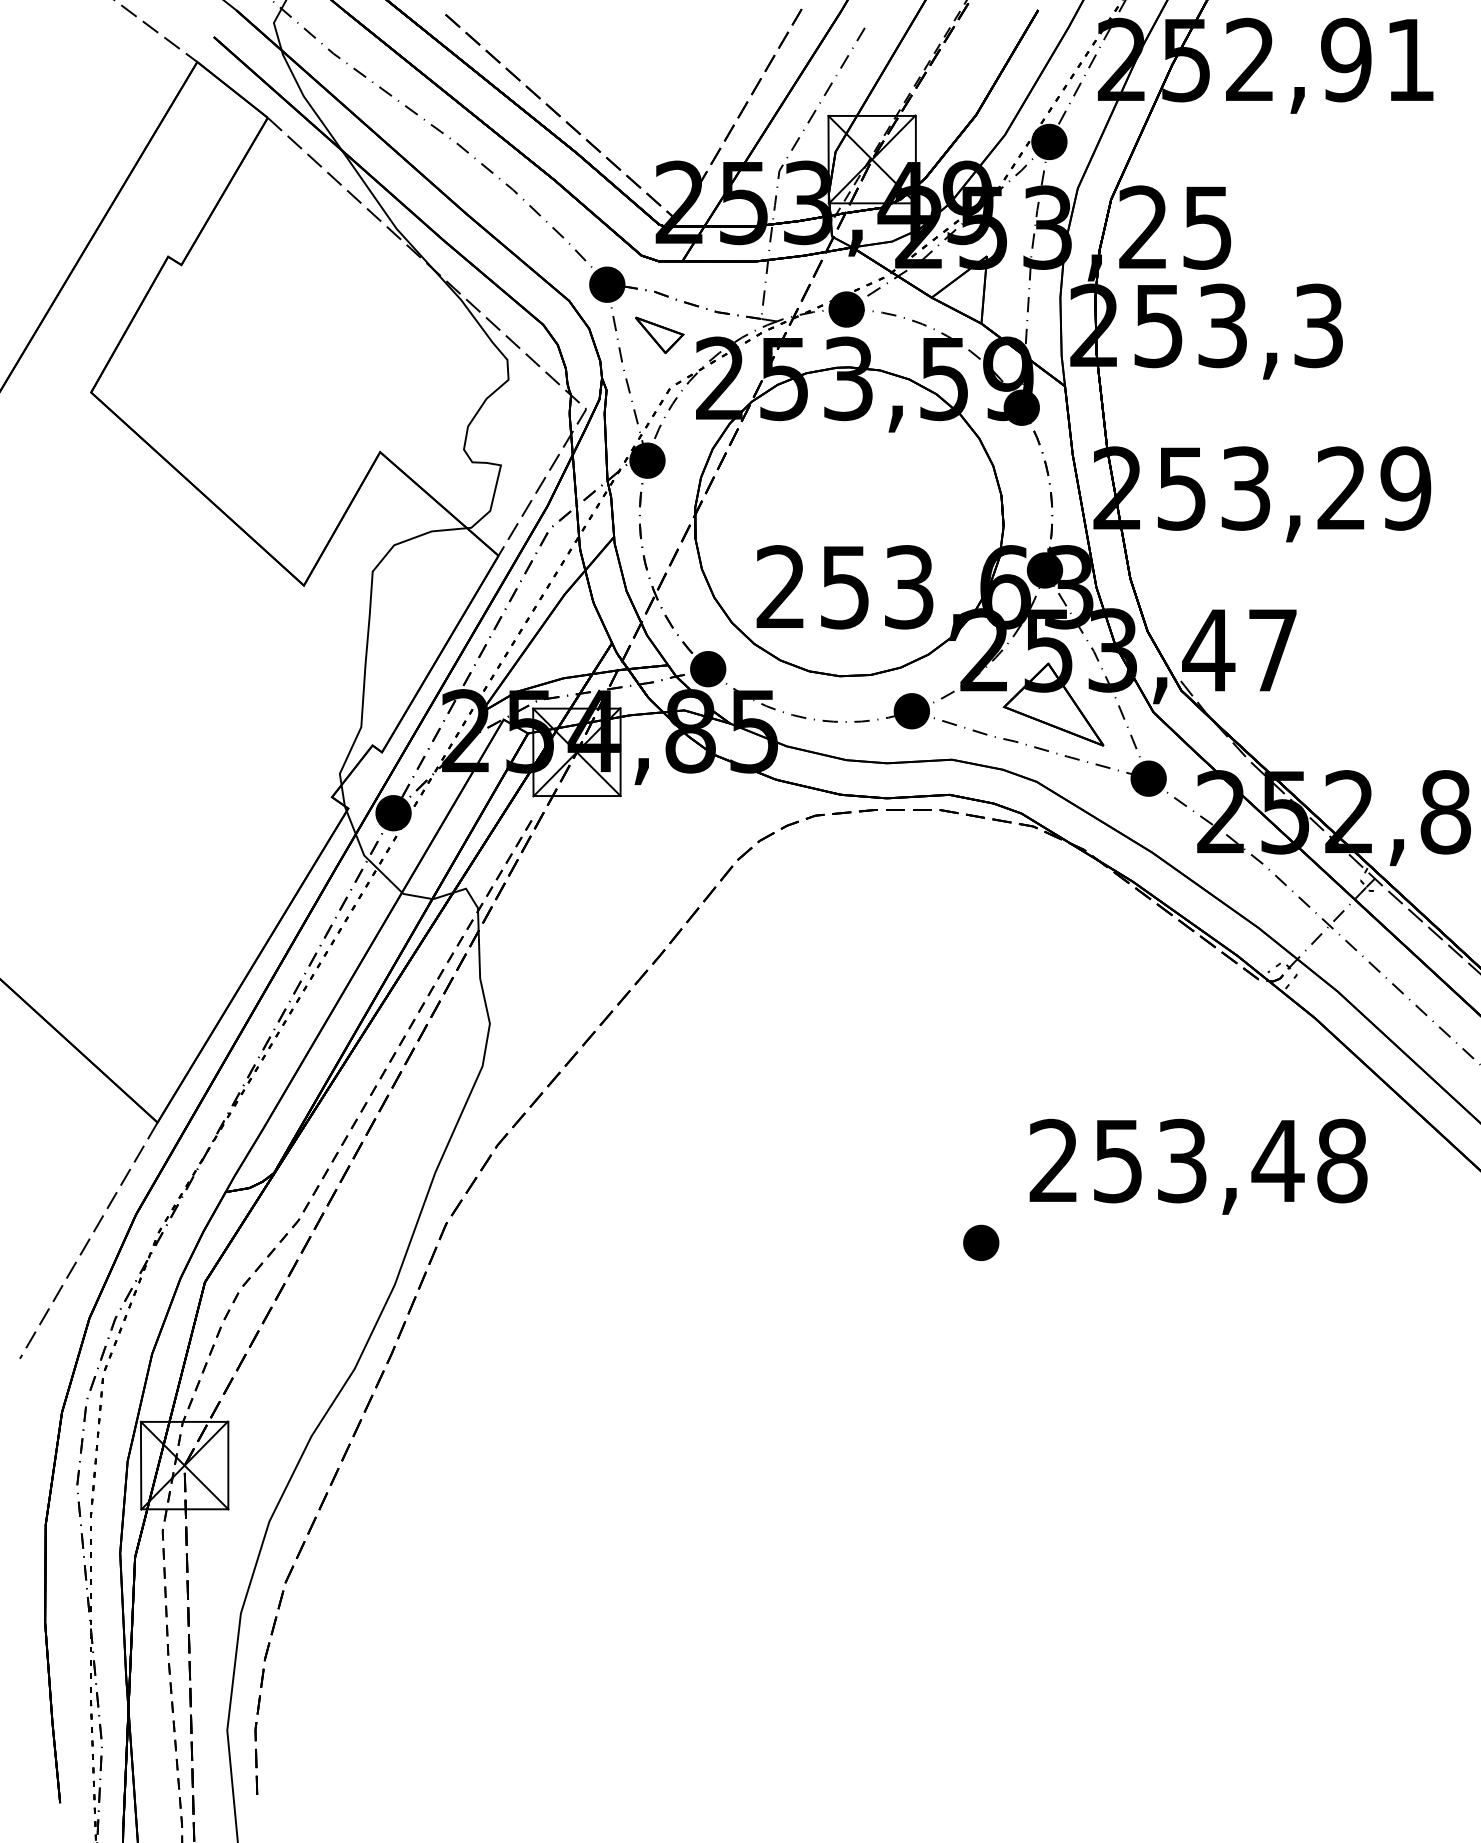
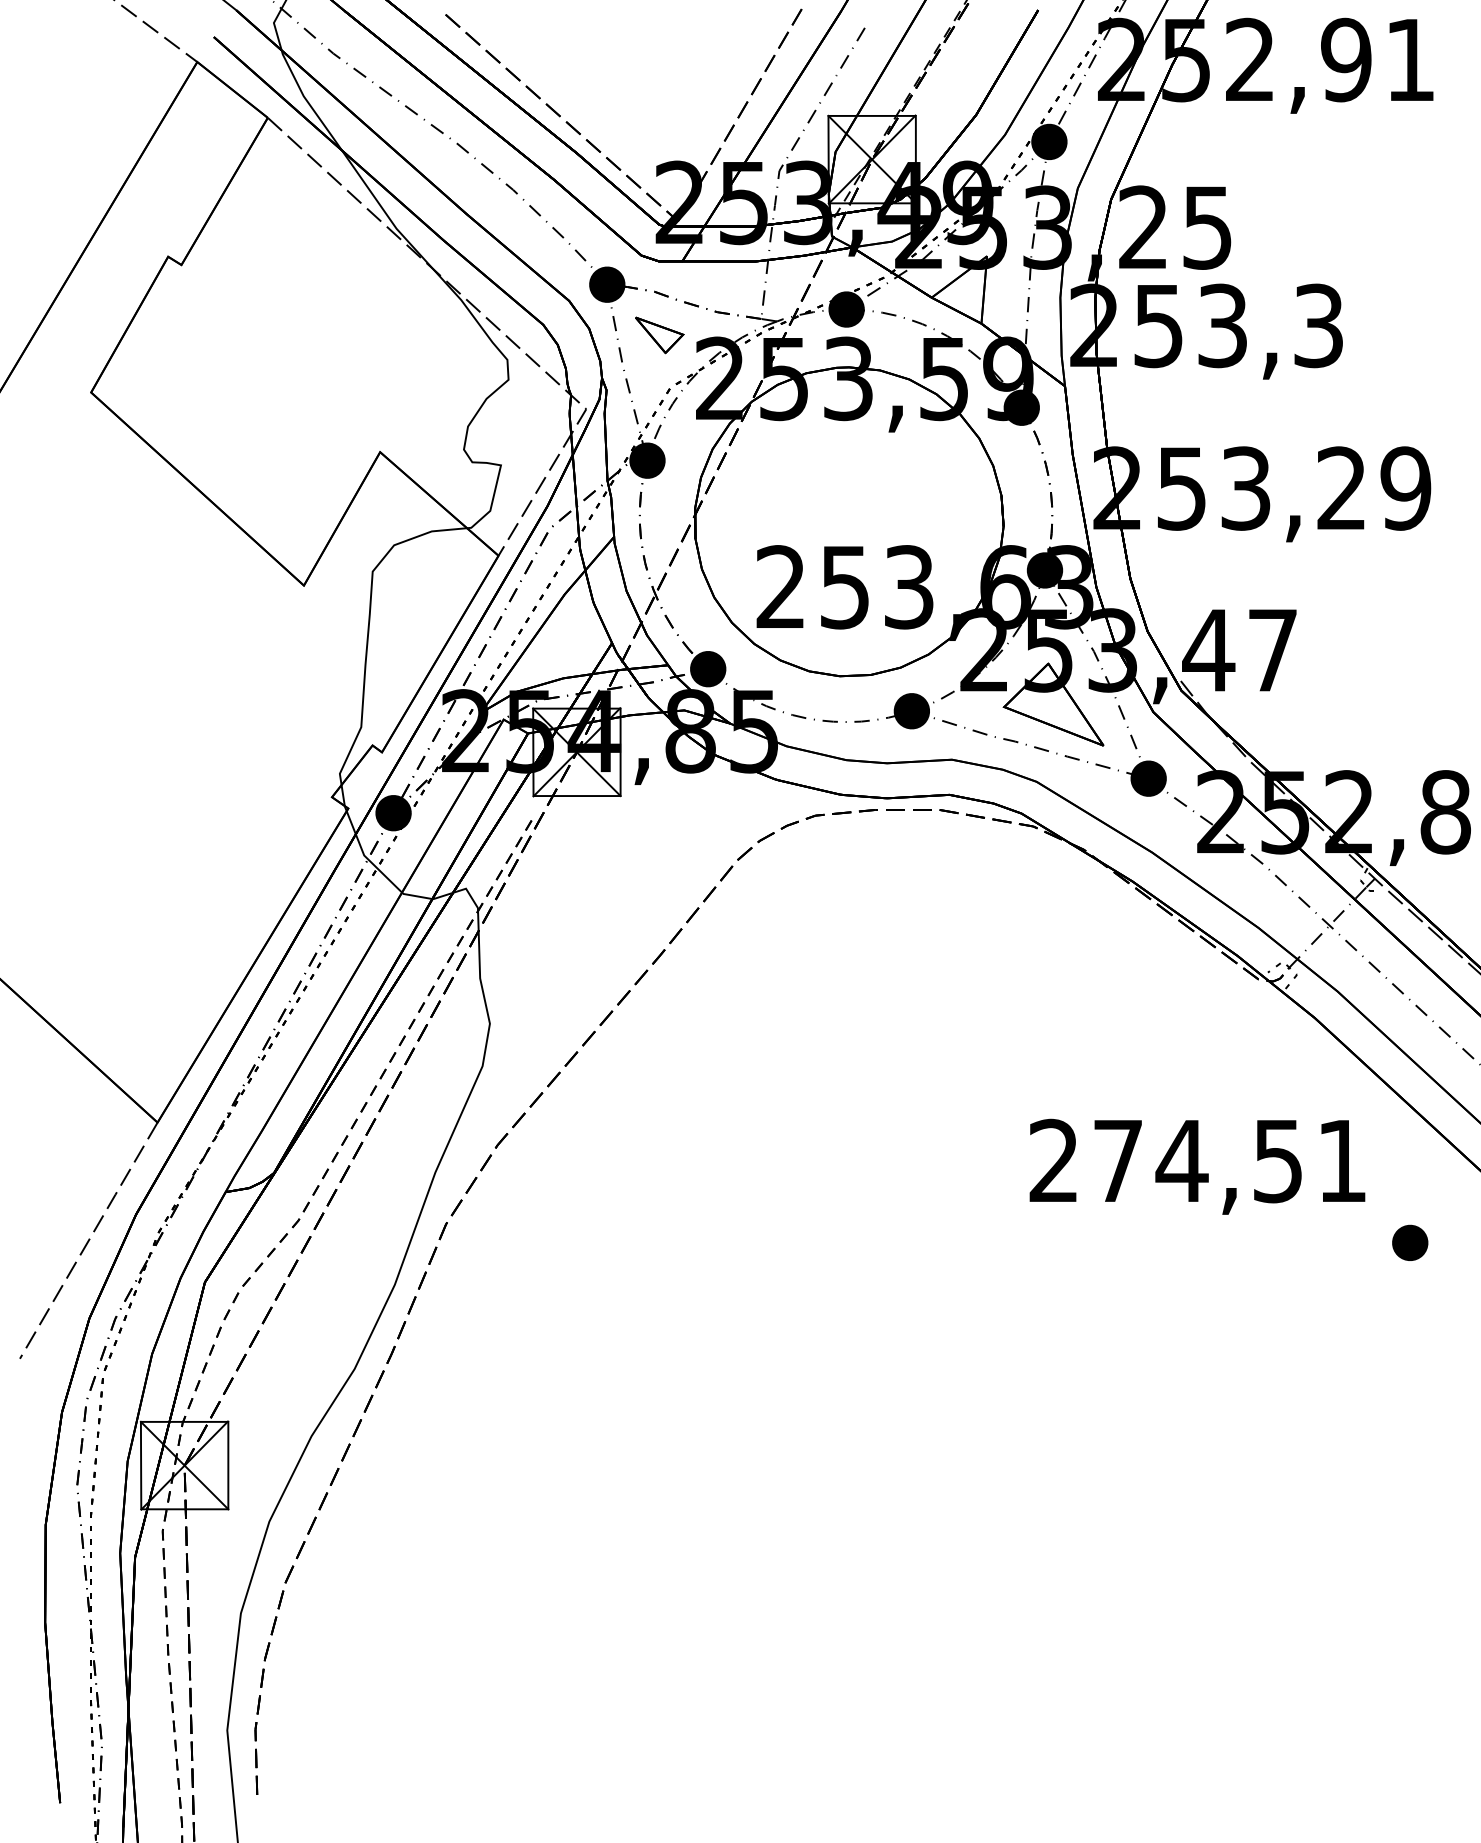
text: 253,48 -> 274,51 (1230, 1160)
part position: (981, 1242) -> (1410, 1242) (1410, 1242)
